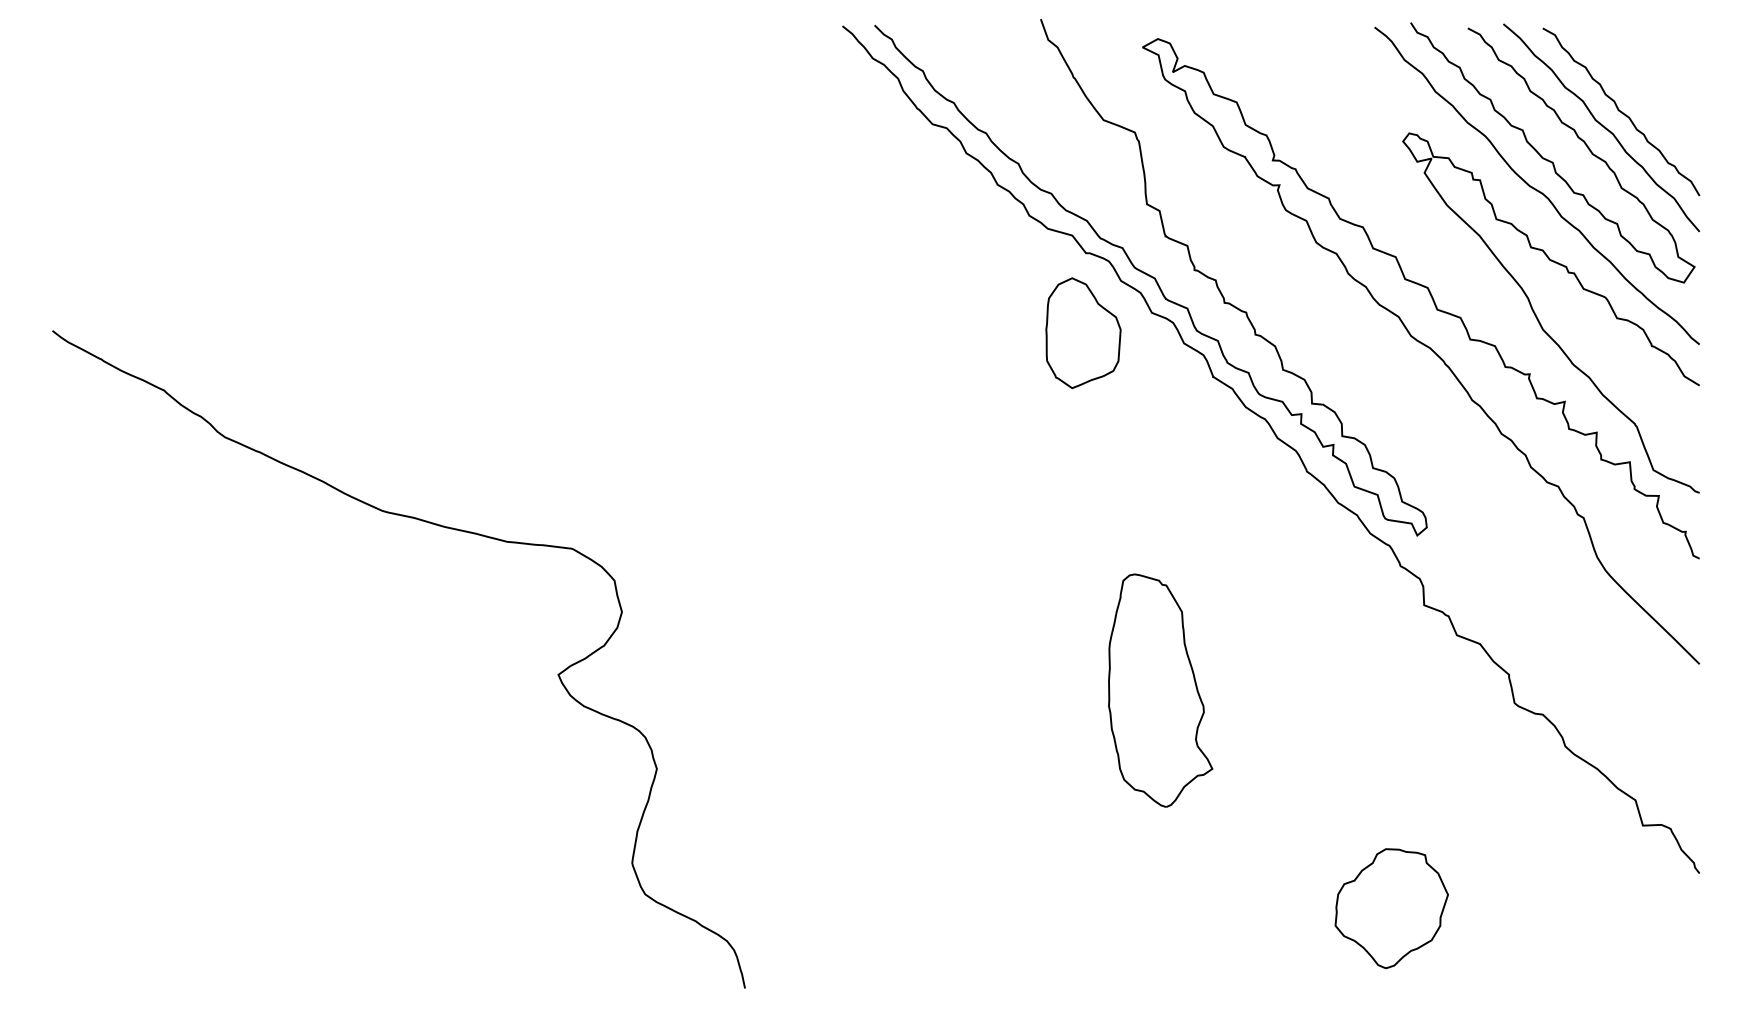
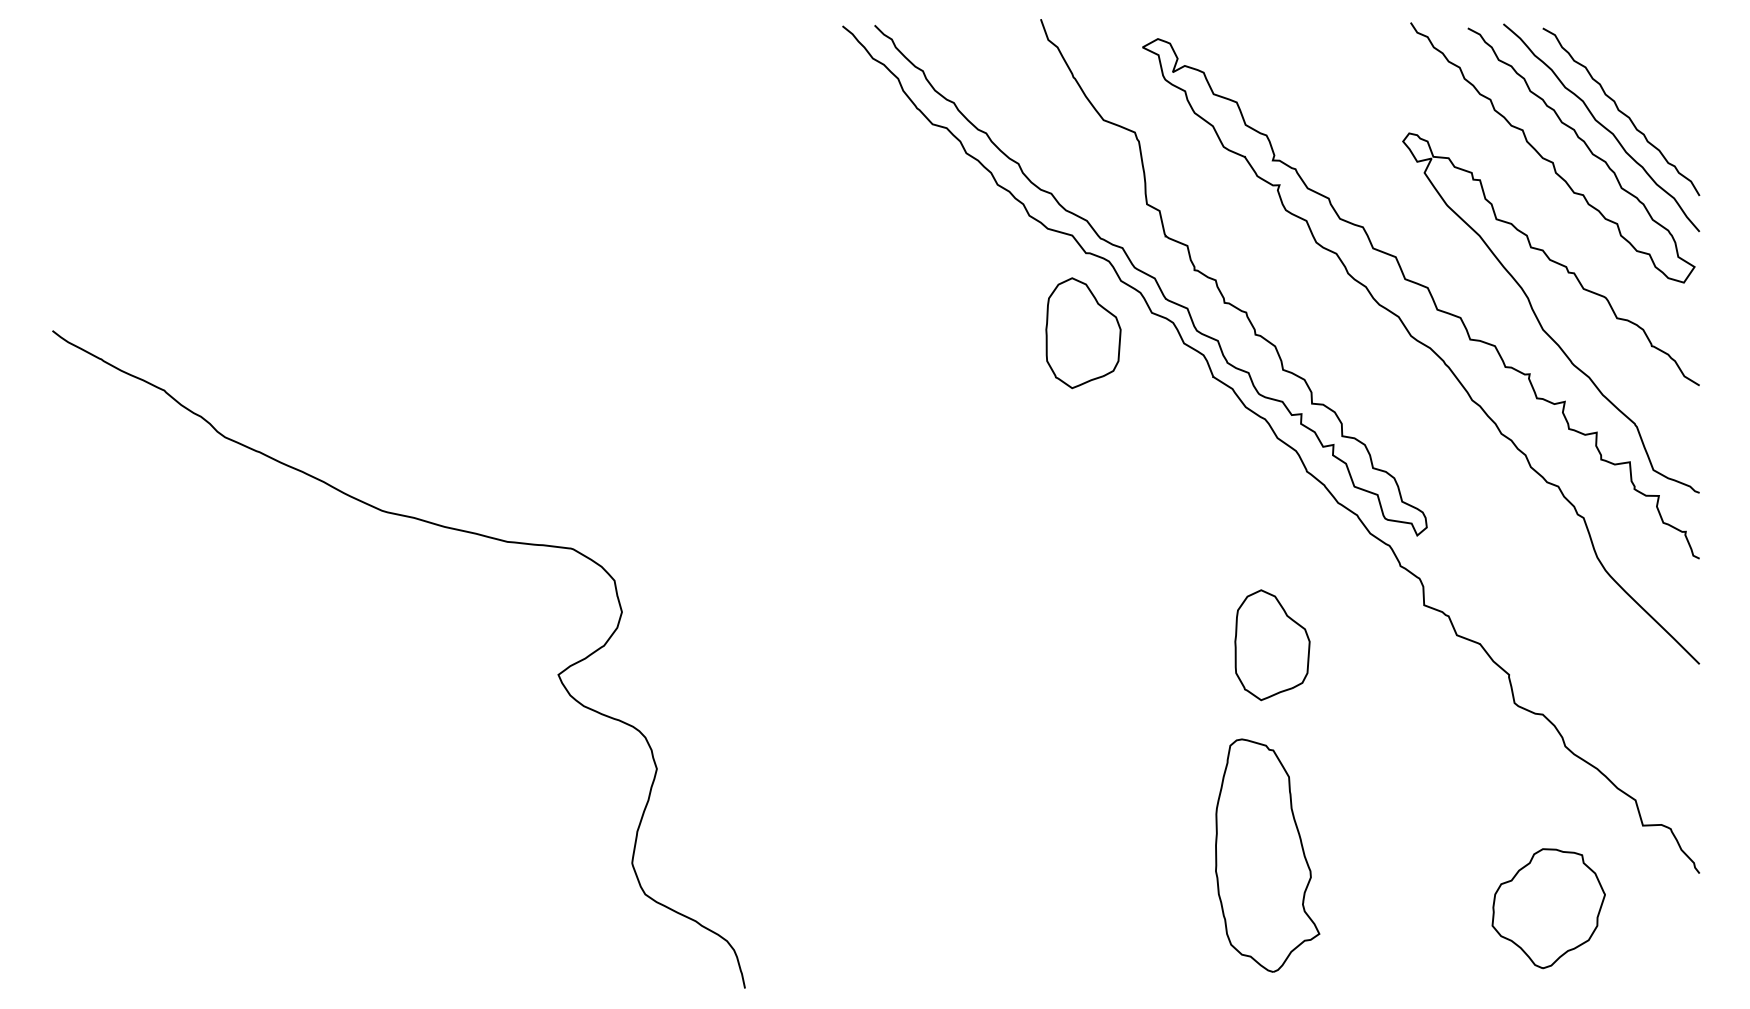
curve: present -> none (1534, 187)
part: none -> present (1272, 645)
part position: (1160, 690) -> (1267, 855) (1267, 855)
part position: (1391, 908) -> (1548, 908) (1548, 908)
